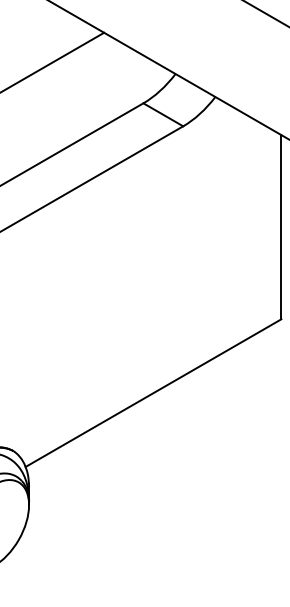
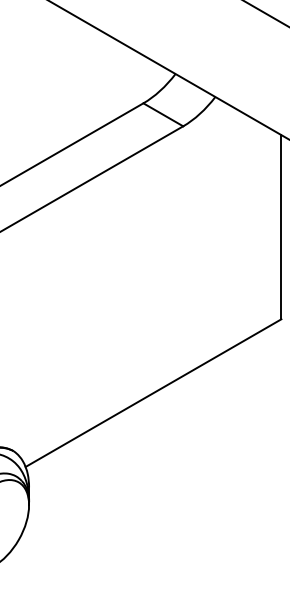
line: present -> none (53, 61)
